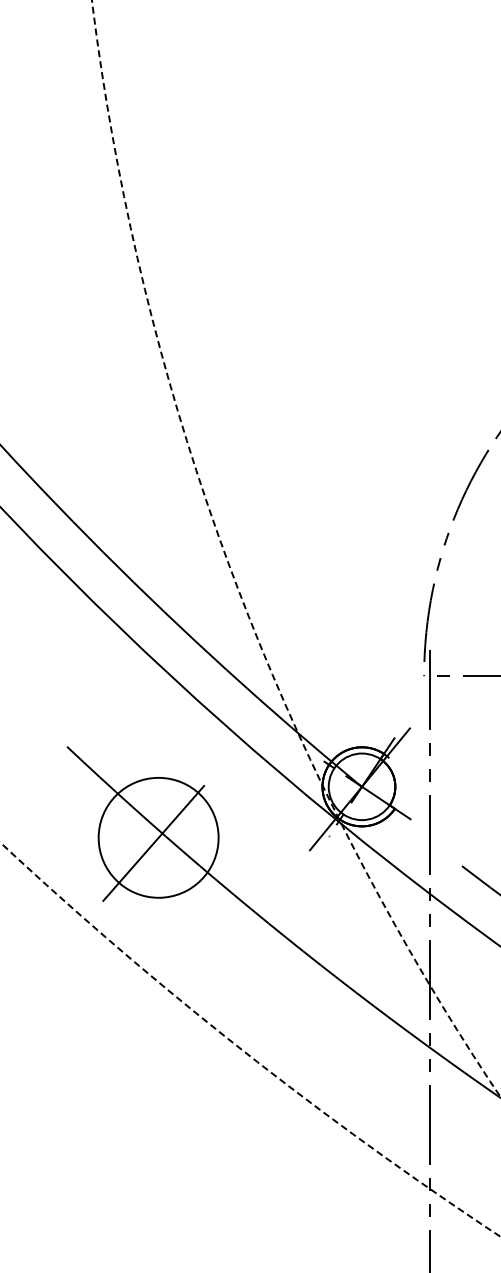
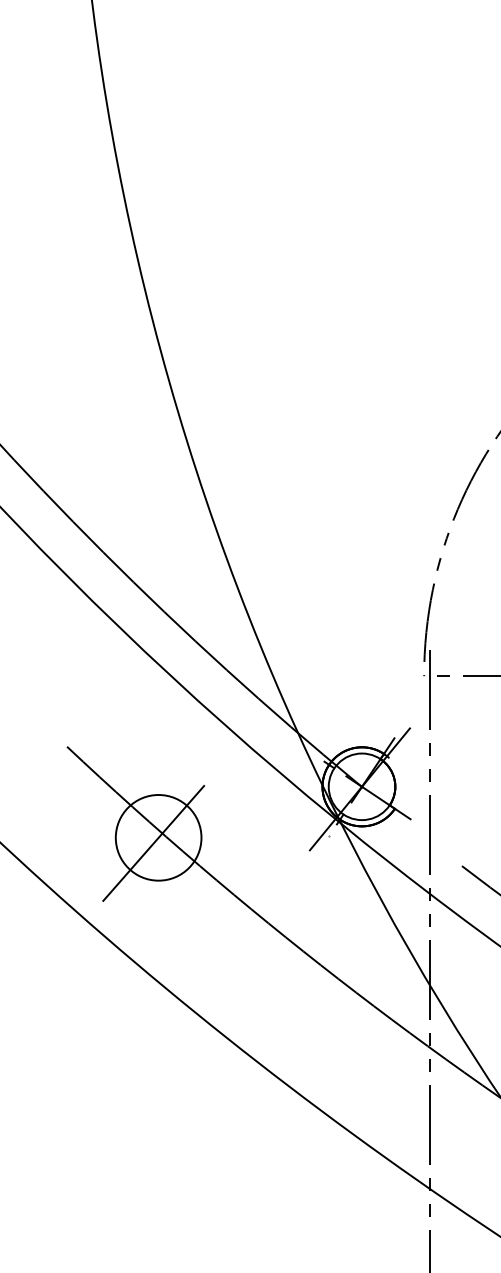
circle: dashed -> solid (295, 548)
circle diameter: 120 px -> 86 px (158, 837)
arc: dashed -> solid (243, 1050)
